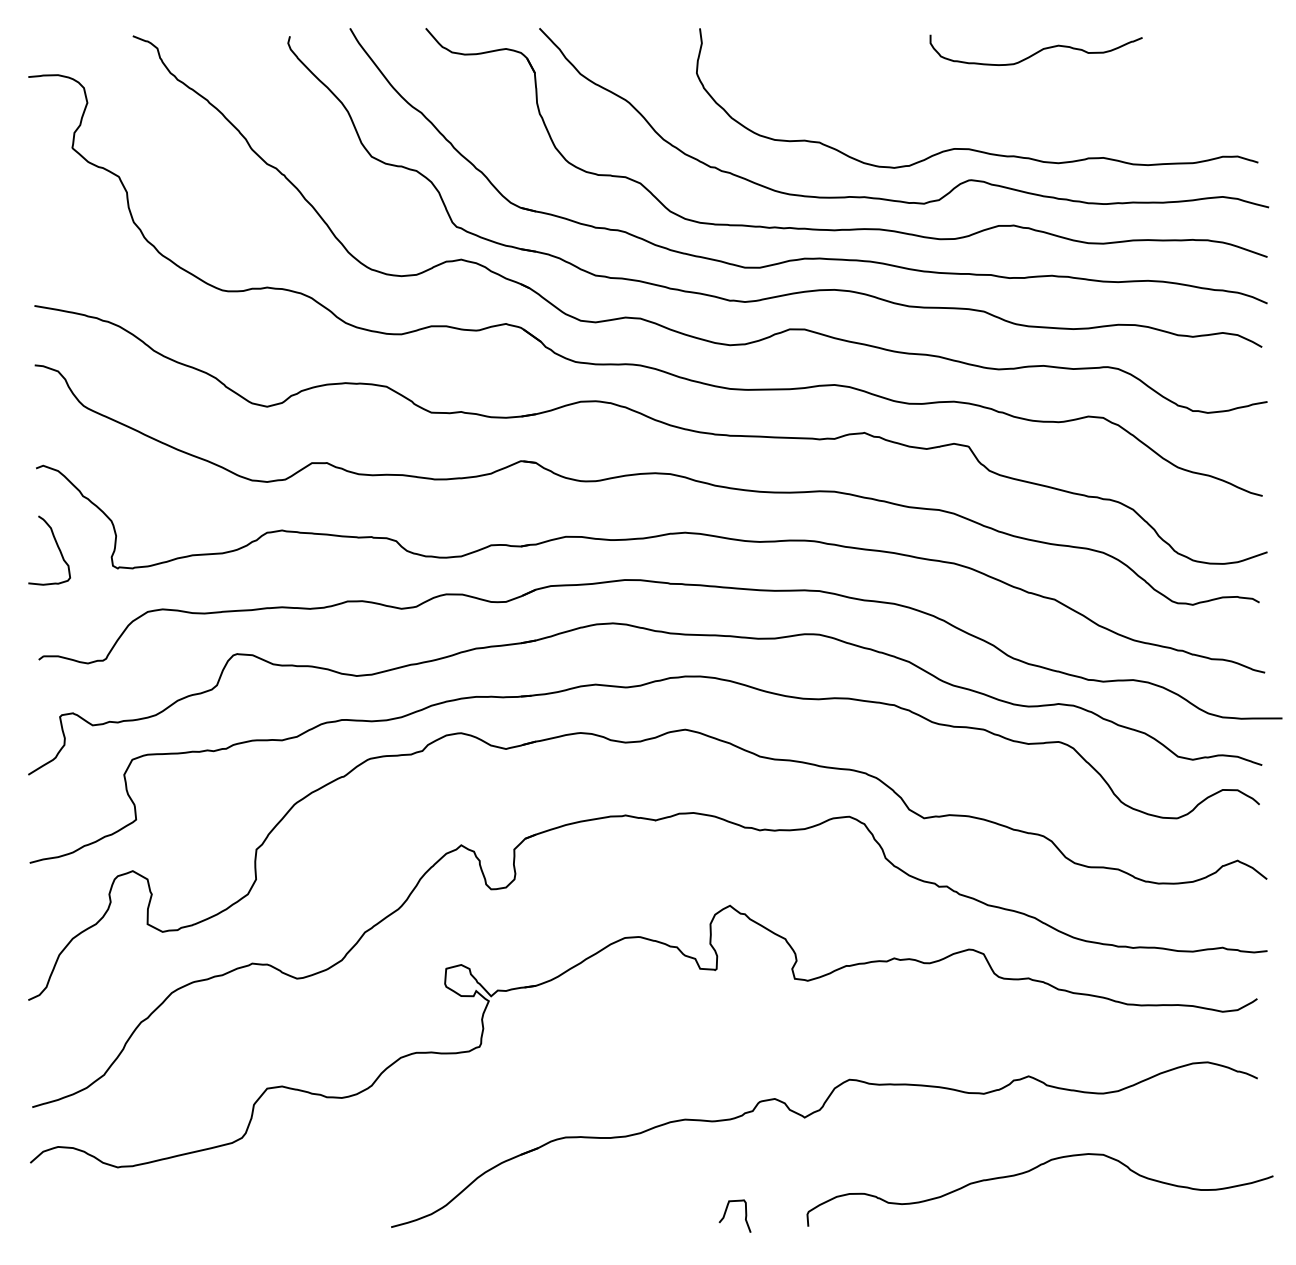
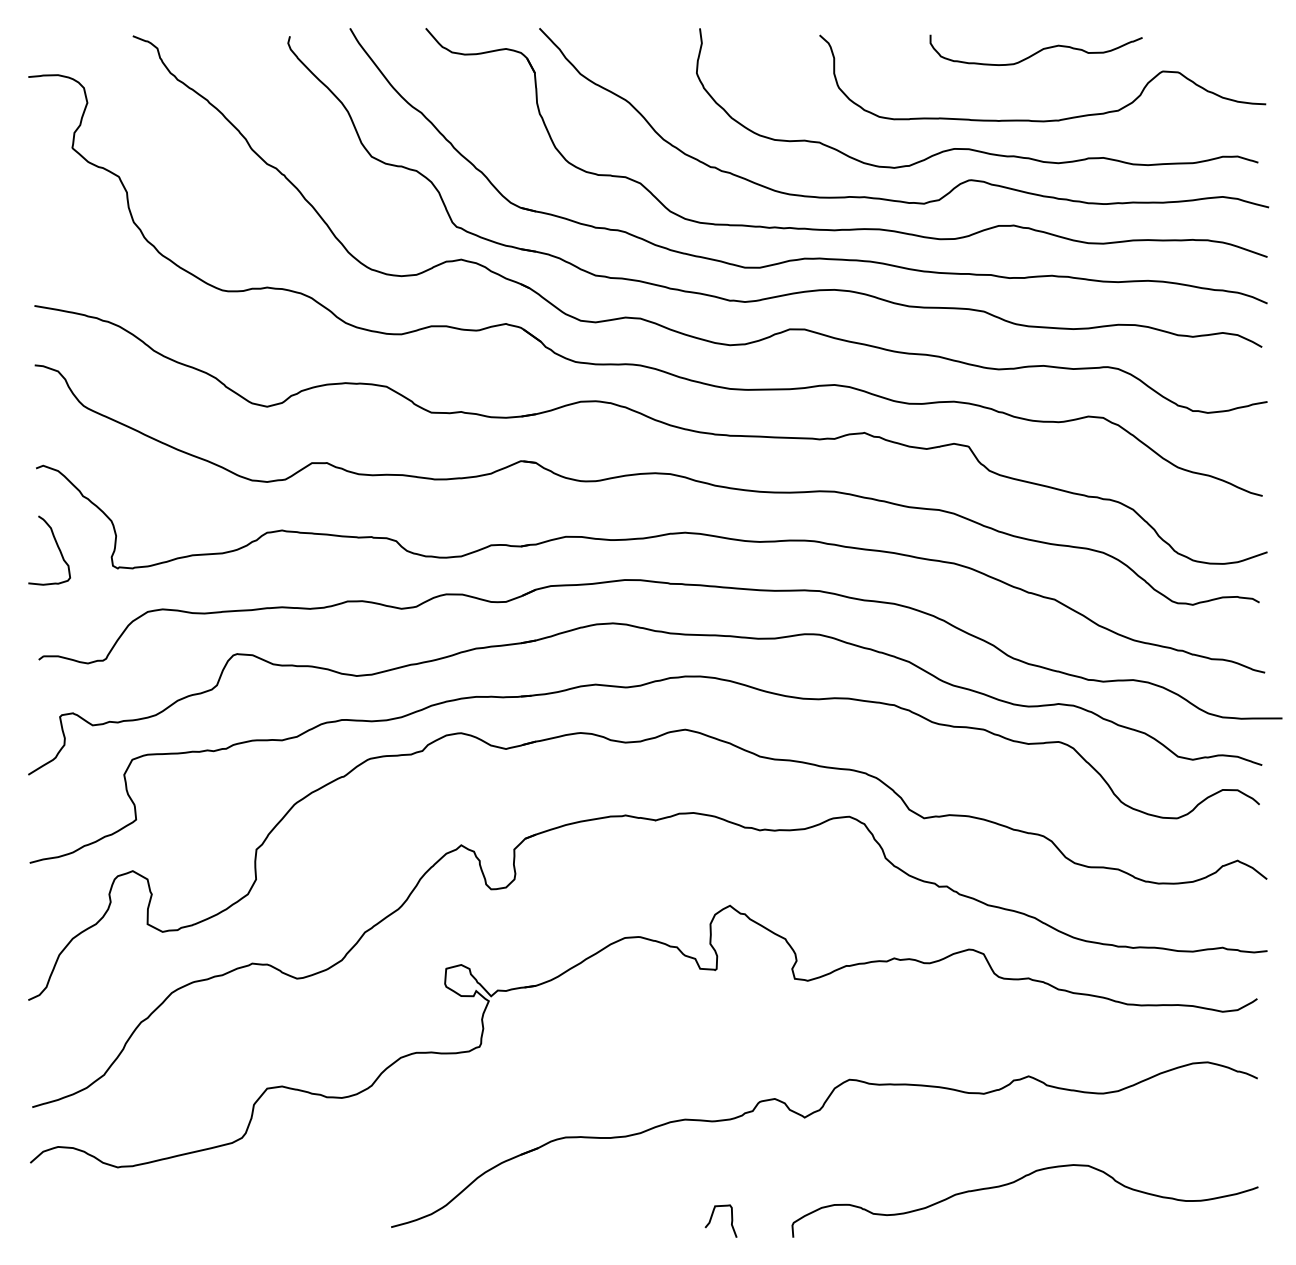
curve: none -> present (1042, 120)
curve position: (1030, 1171) -> (1015, 1182) (1015, 1182)
curve position: (726, 1212) -> (712, 1217) (712, 1217)
